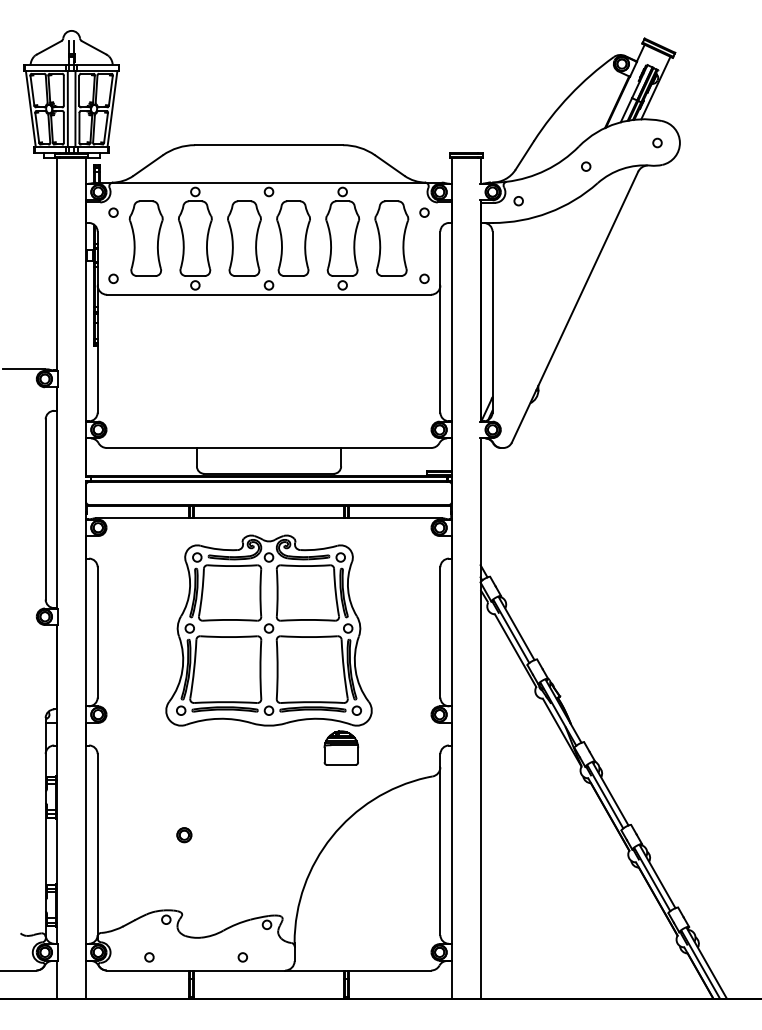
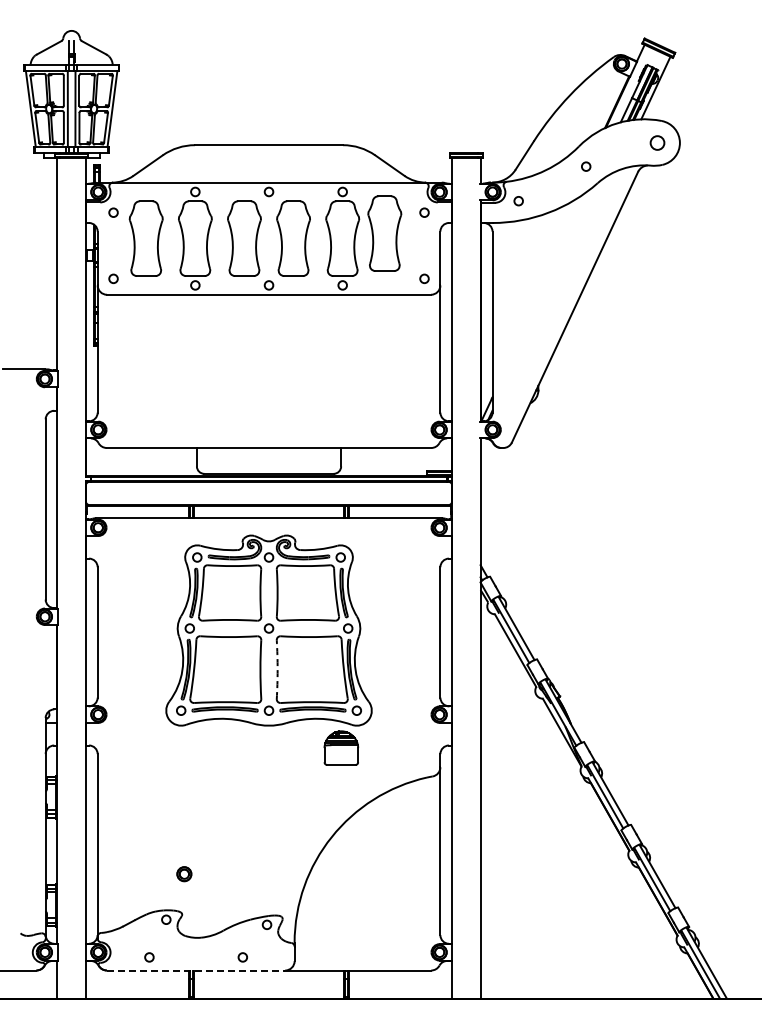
circle size: 11x12 px -> 17x16 px (657, 142)
part position: (391, 238) -> (384, 233) (384, 233)
arc: solid -> dashed (277, 669)
part position: (184, 835) -> (184, 874) (184, 874)
line: solid -> dashed (196, 970)
